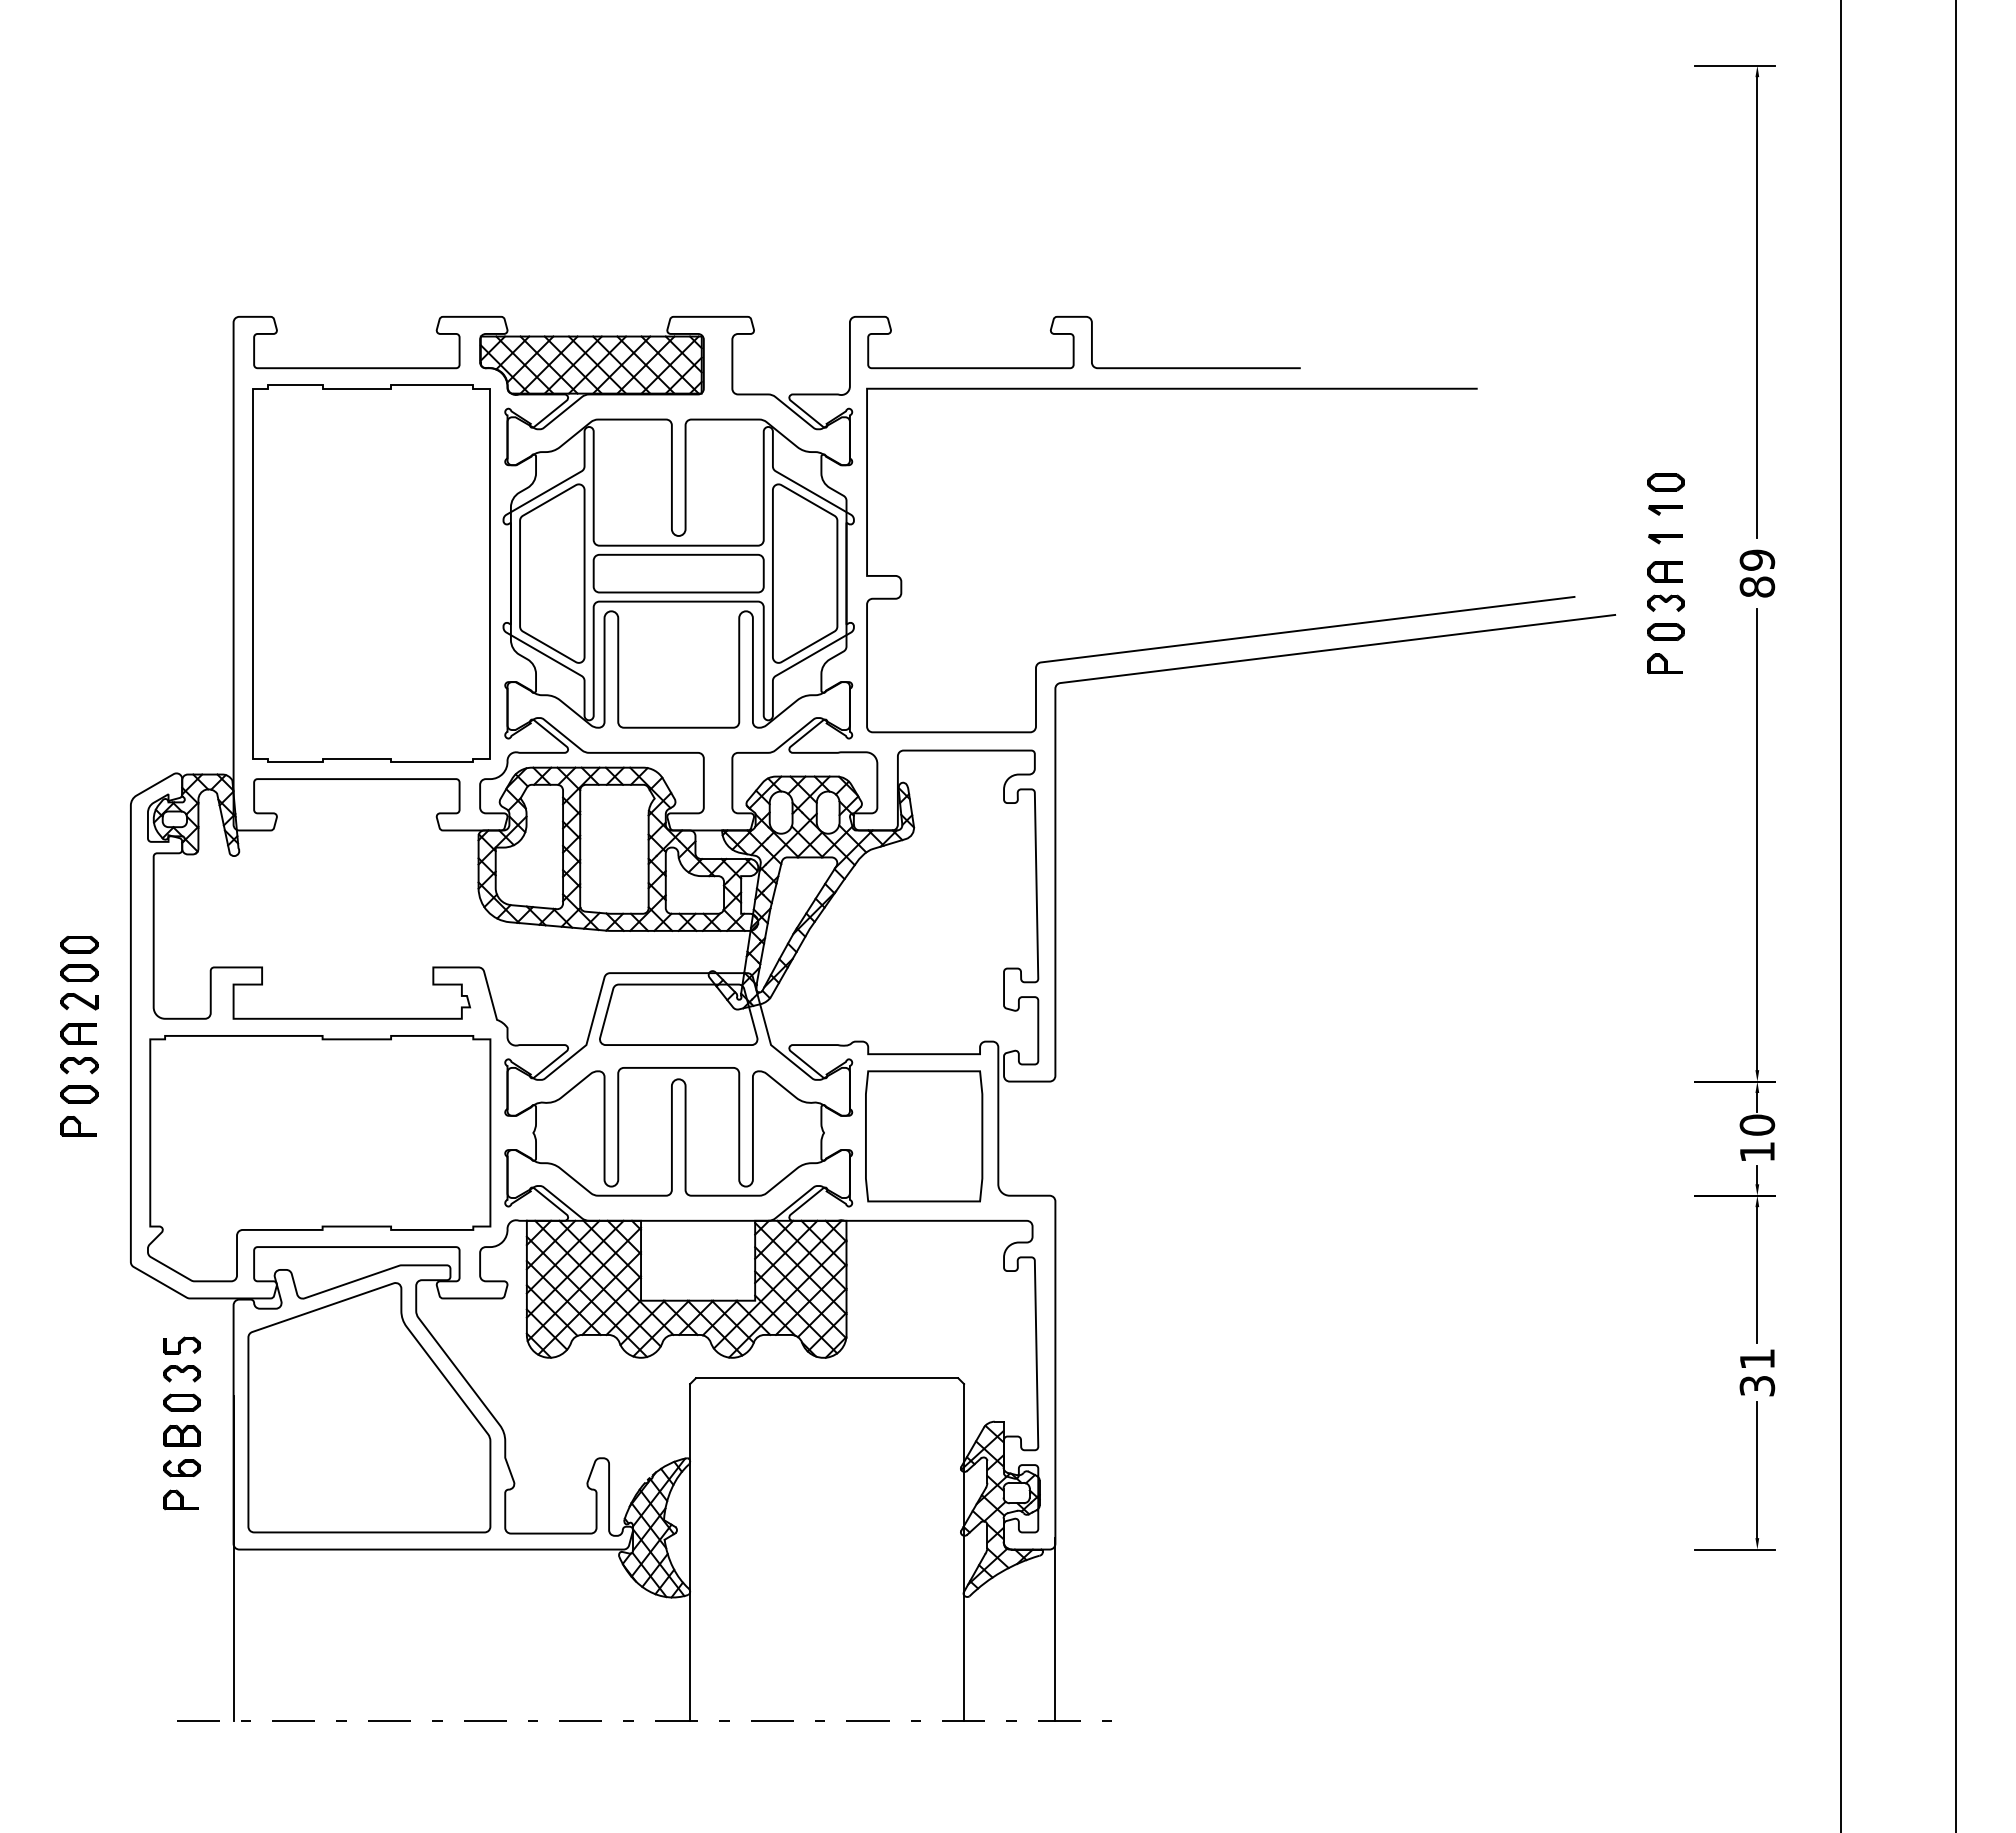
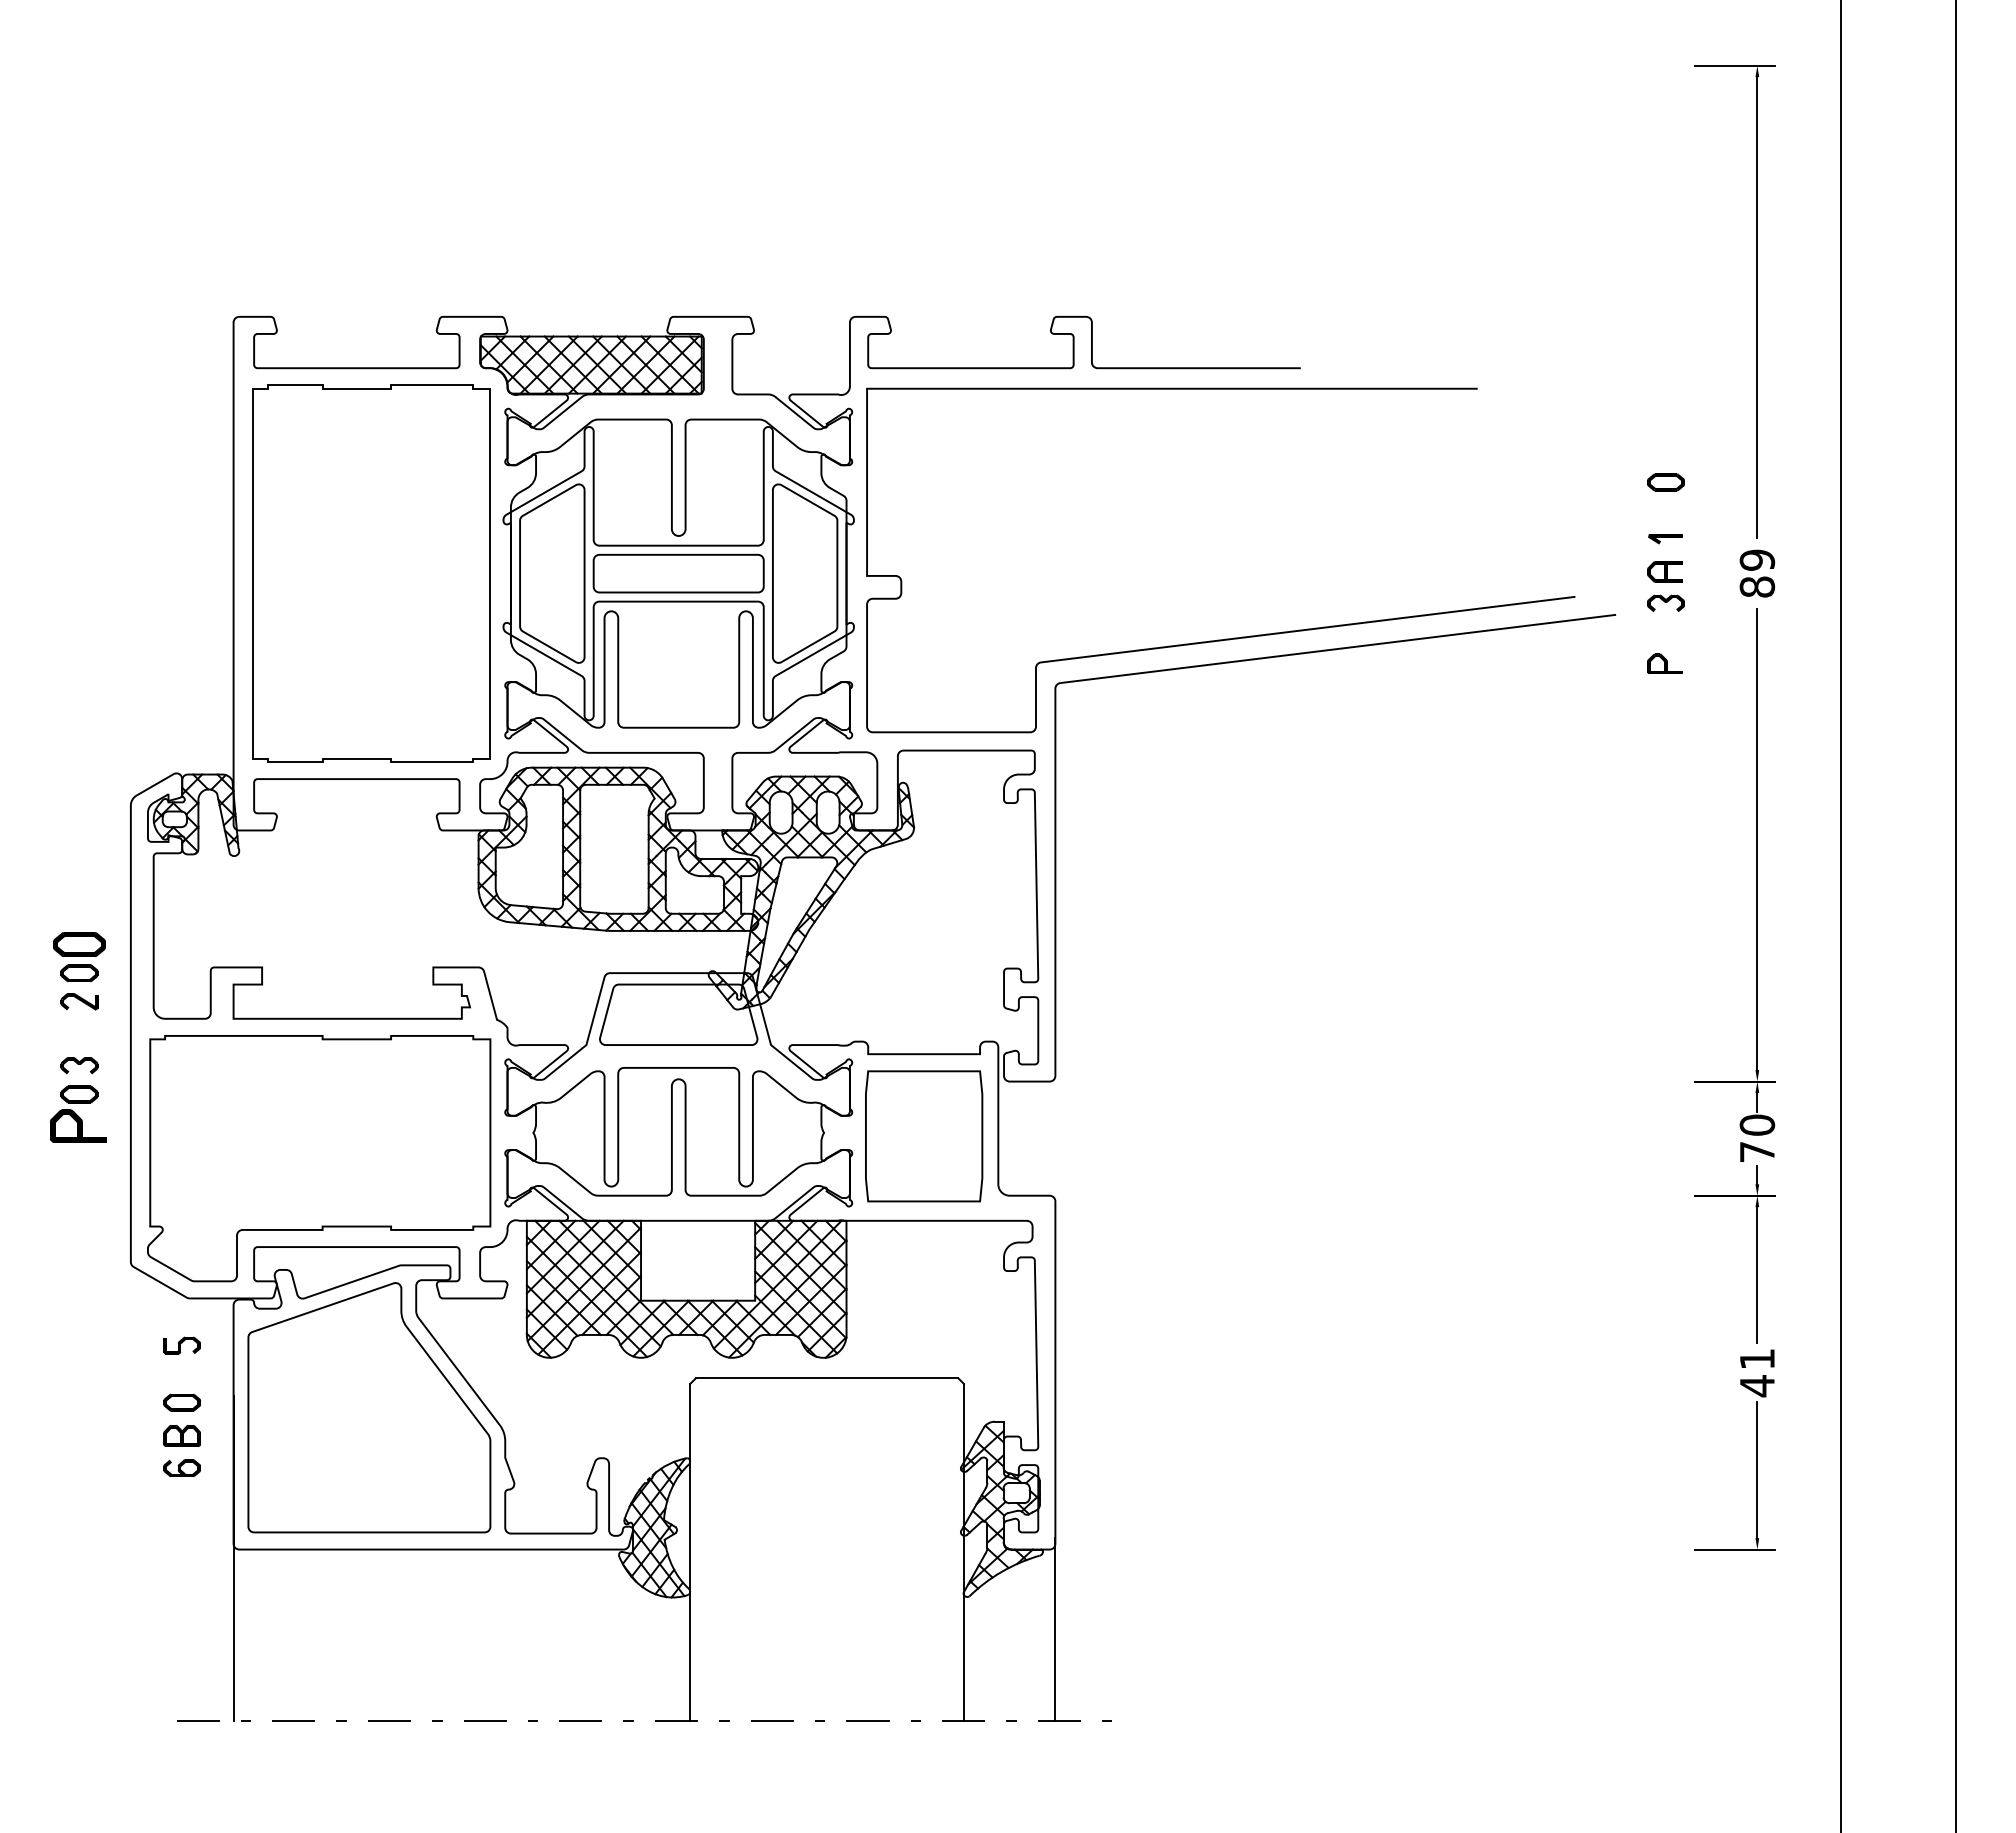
part: present -> none (1665, 510)
part: present -> none (1665, 631)
part size: 39x18 px -> 53x26 px (79, 944)
part: present -> none (78, 1033)
part size: 37x21 px -> 58x34 px (77, 1125)
text: 10 -> 70 (1757, 1151)
part: present -> none (181, 1373)
text: 31 -> 41 (1757, 1386)
part: present -> none (180, 1499)
